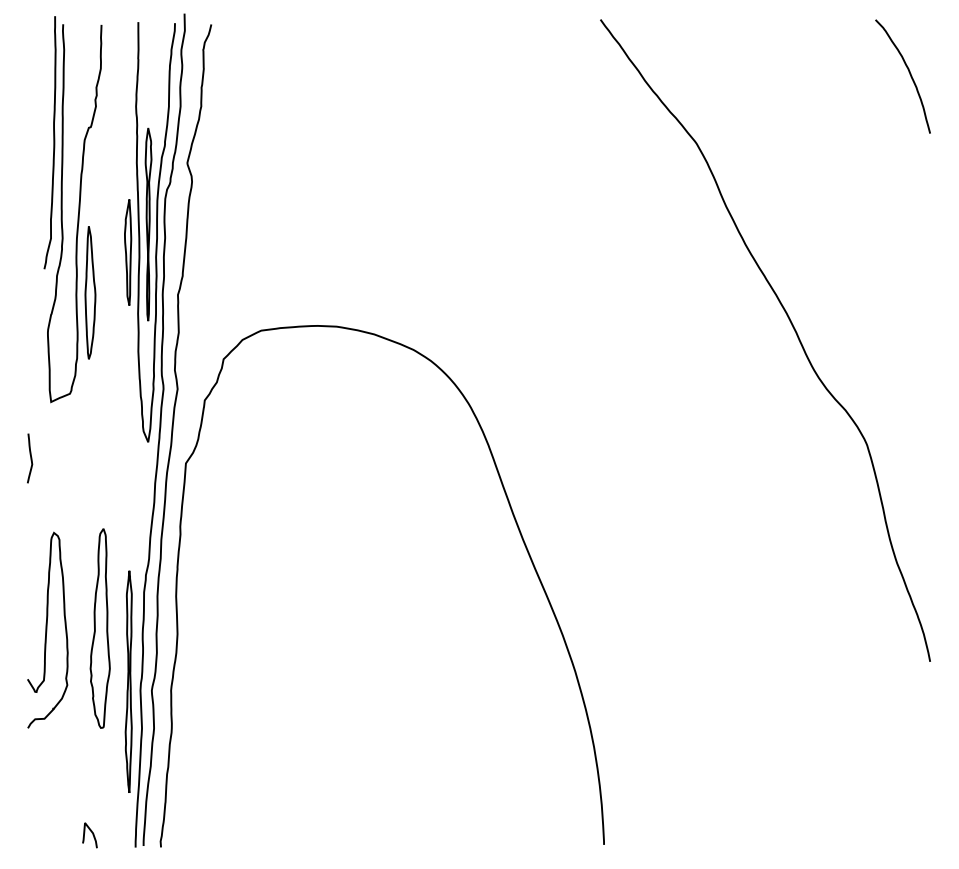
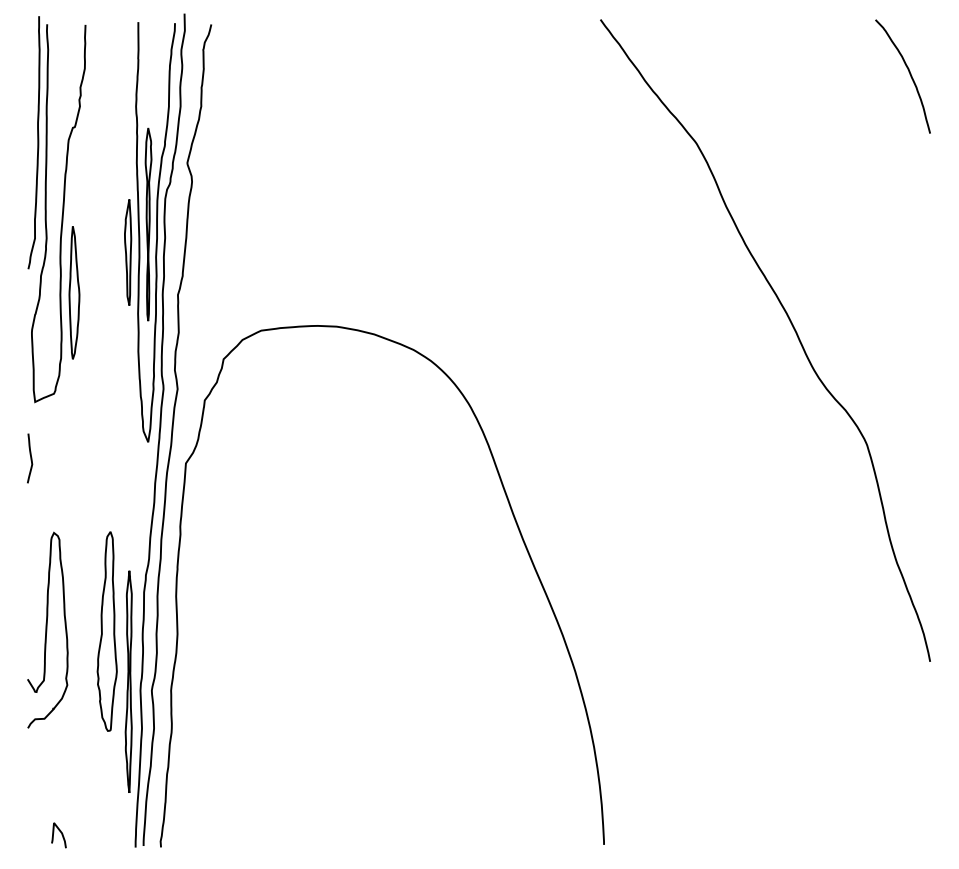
part position: (72, 209) -> (56, 209) (56, 209)
part position: (99, 628) -> (106, 631) (106, 631)
curve position: (92, 835) -> (61, 835) (61, 835)
